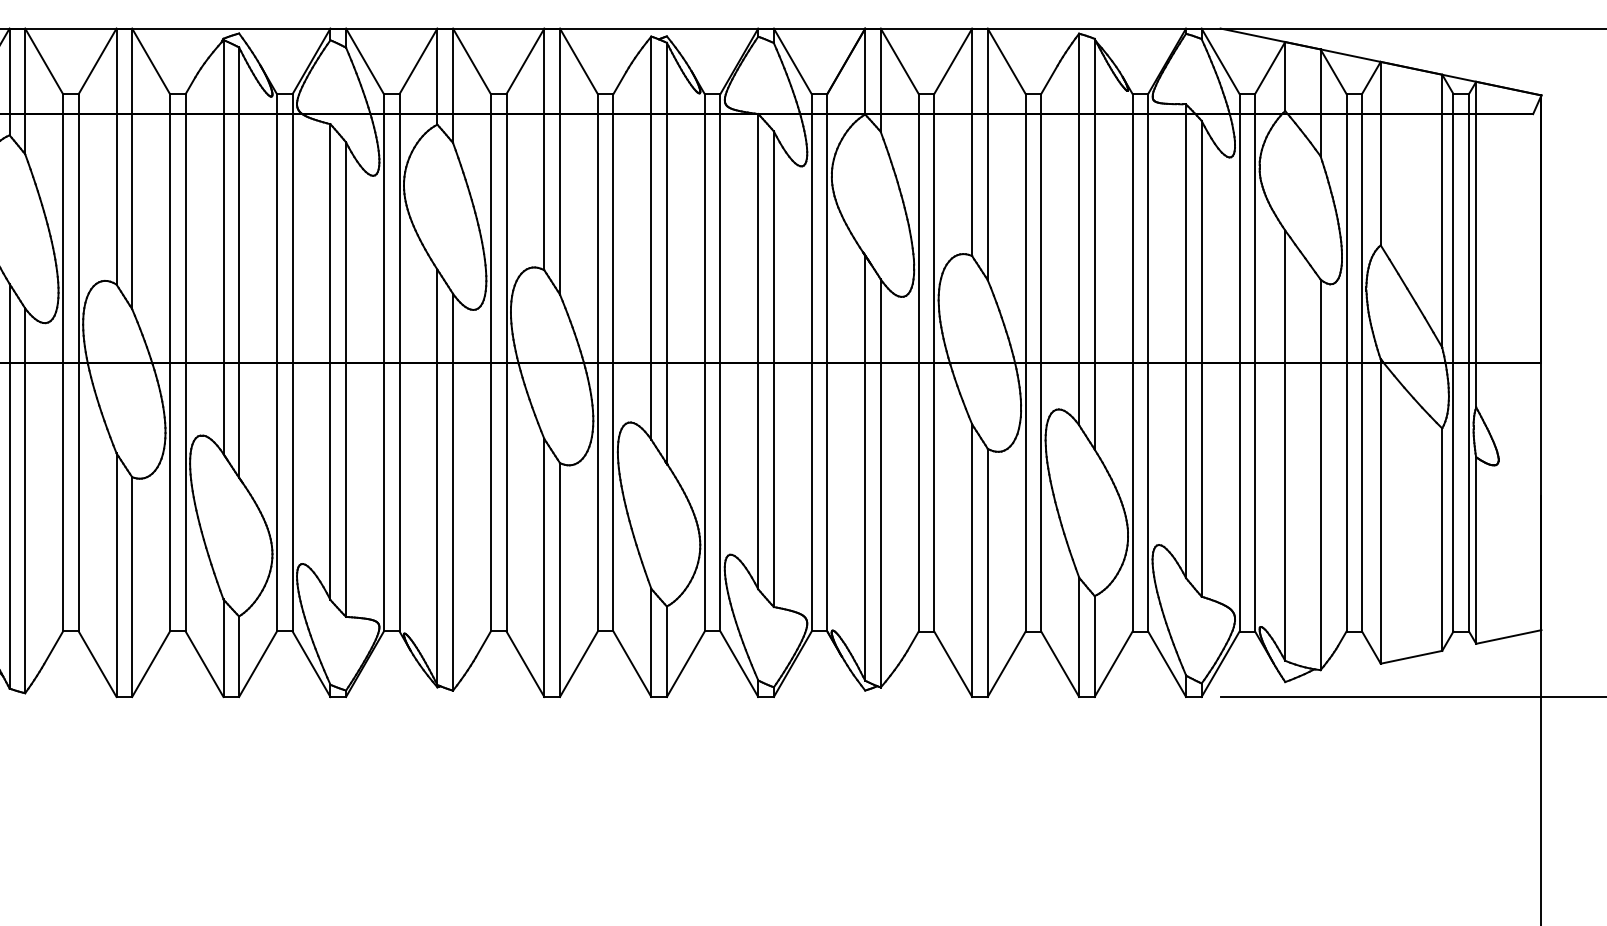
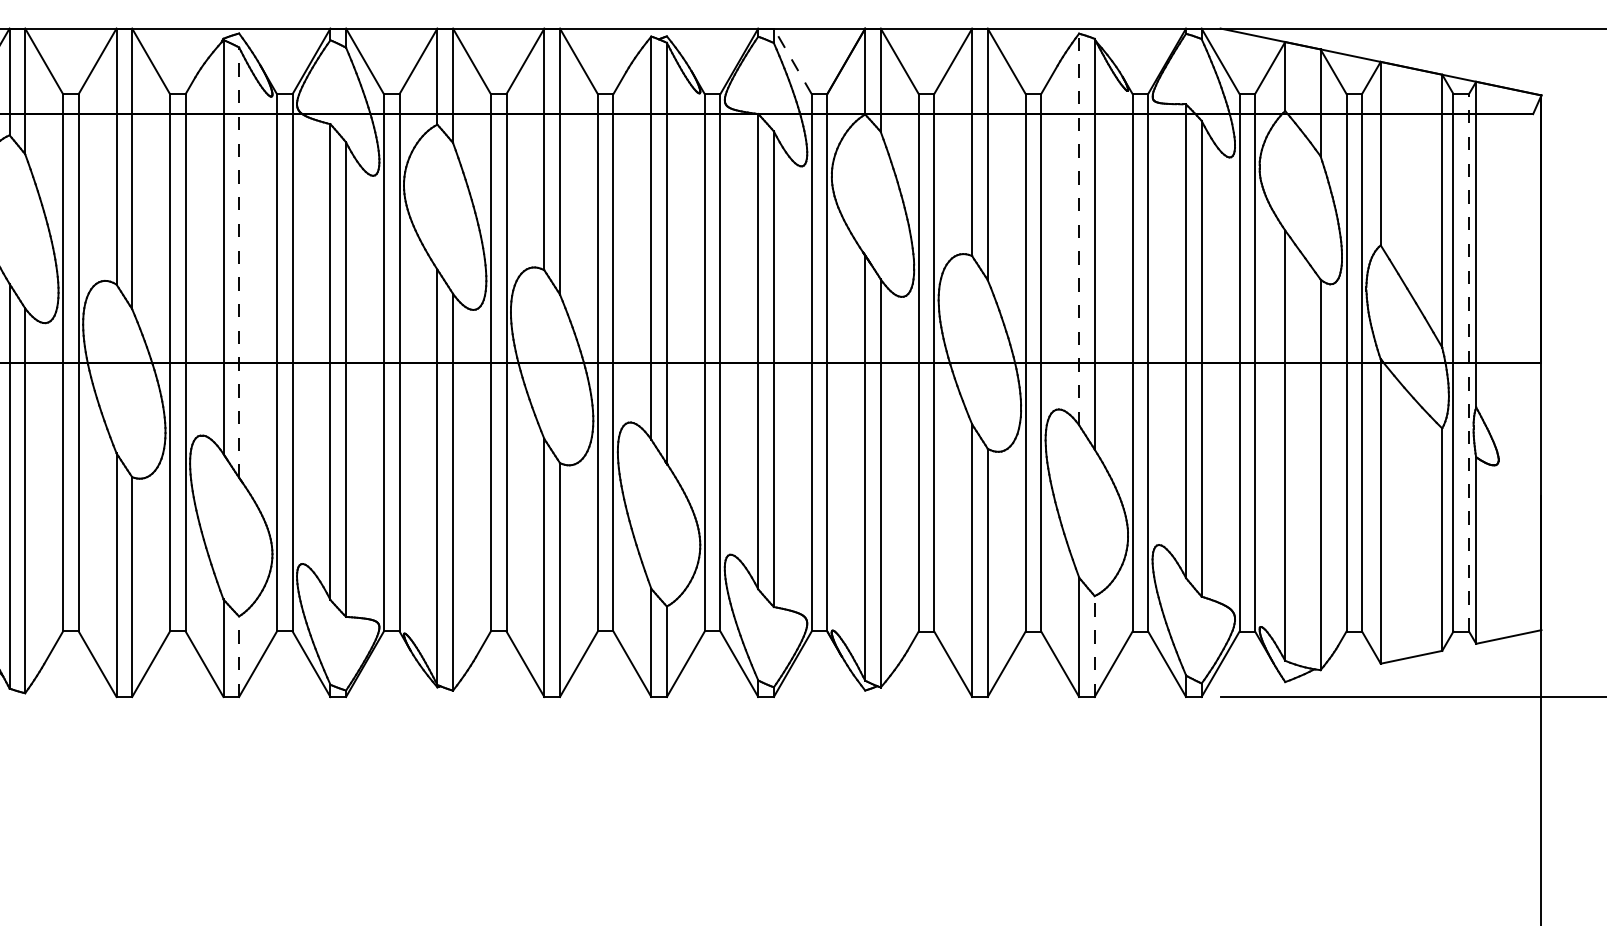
line: solid -> dashed (792, 61)
line: solid -> dashed (1079, 229)
line: solid -> dashed (239, 262)
line: solid -> dashed (1468, 362)
line: solid -> dashed (1094, 646)
line: solid -> dashed (239, 656)
